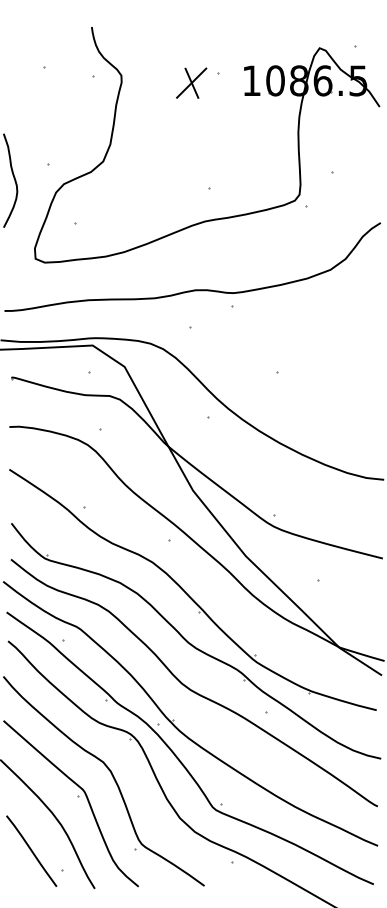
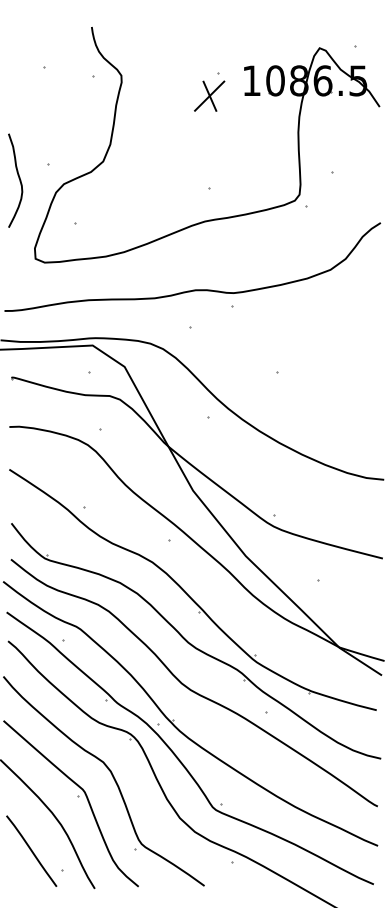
part position: (191, 82) -> (209, 95) (209, 95)
curve position: (13, 178) -> (18, 178) (18, 178)
